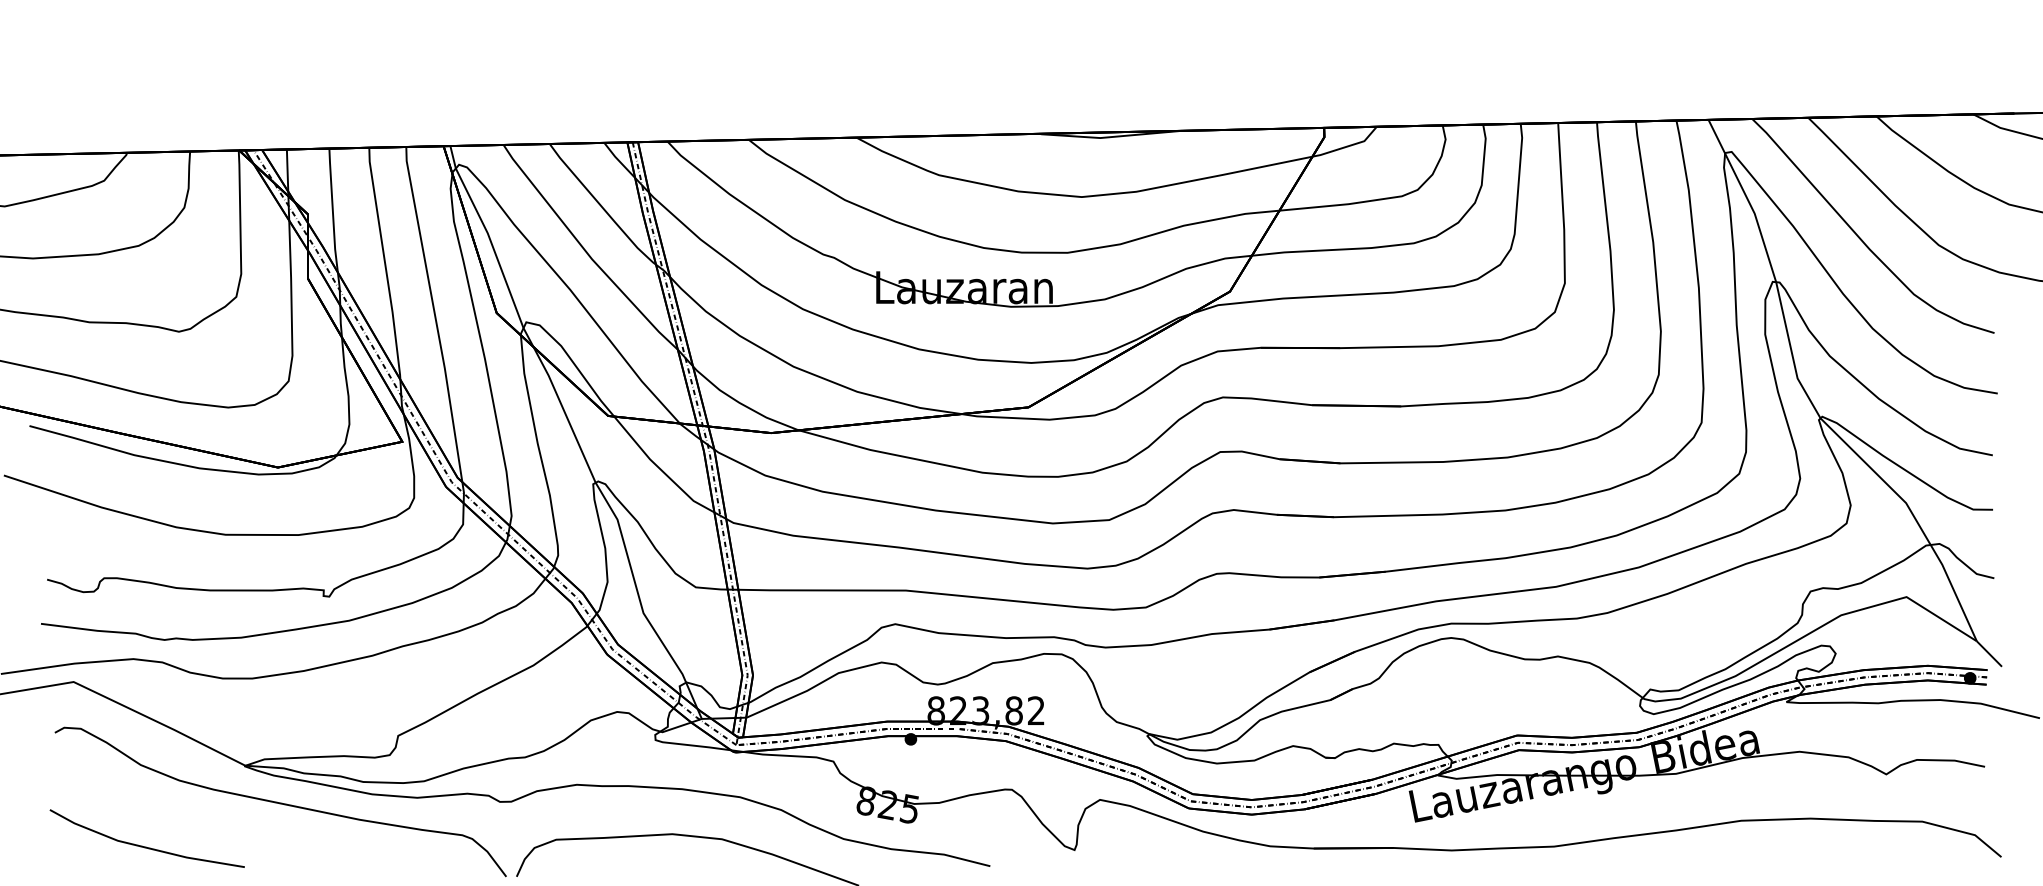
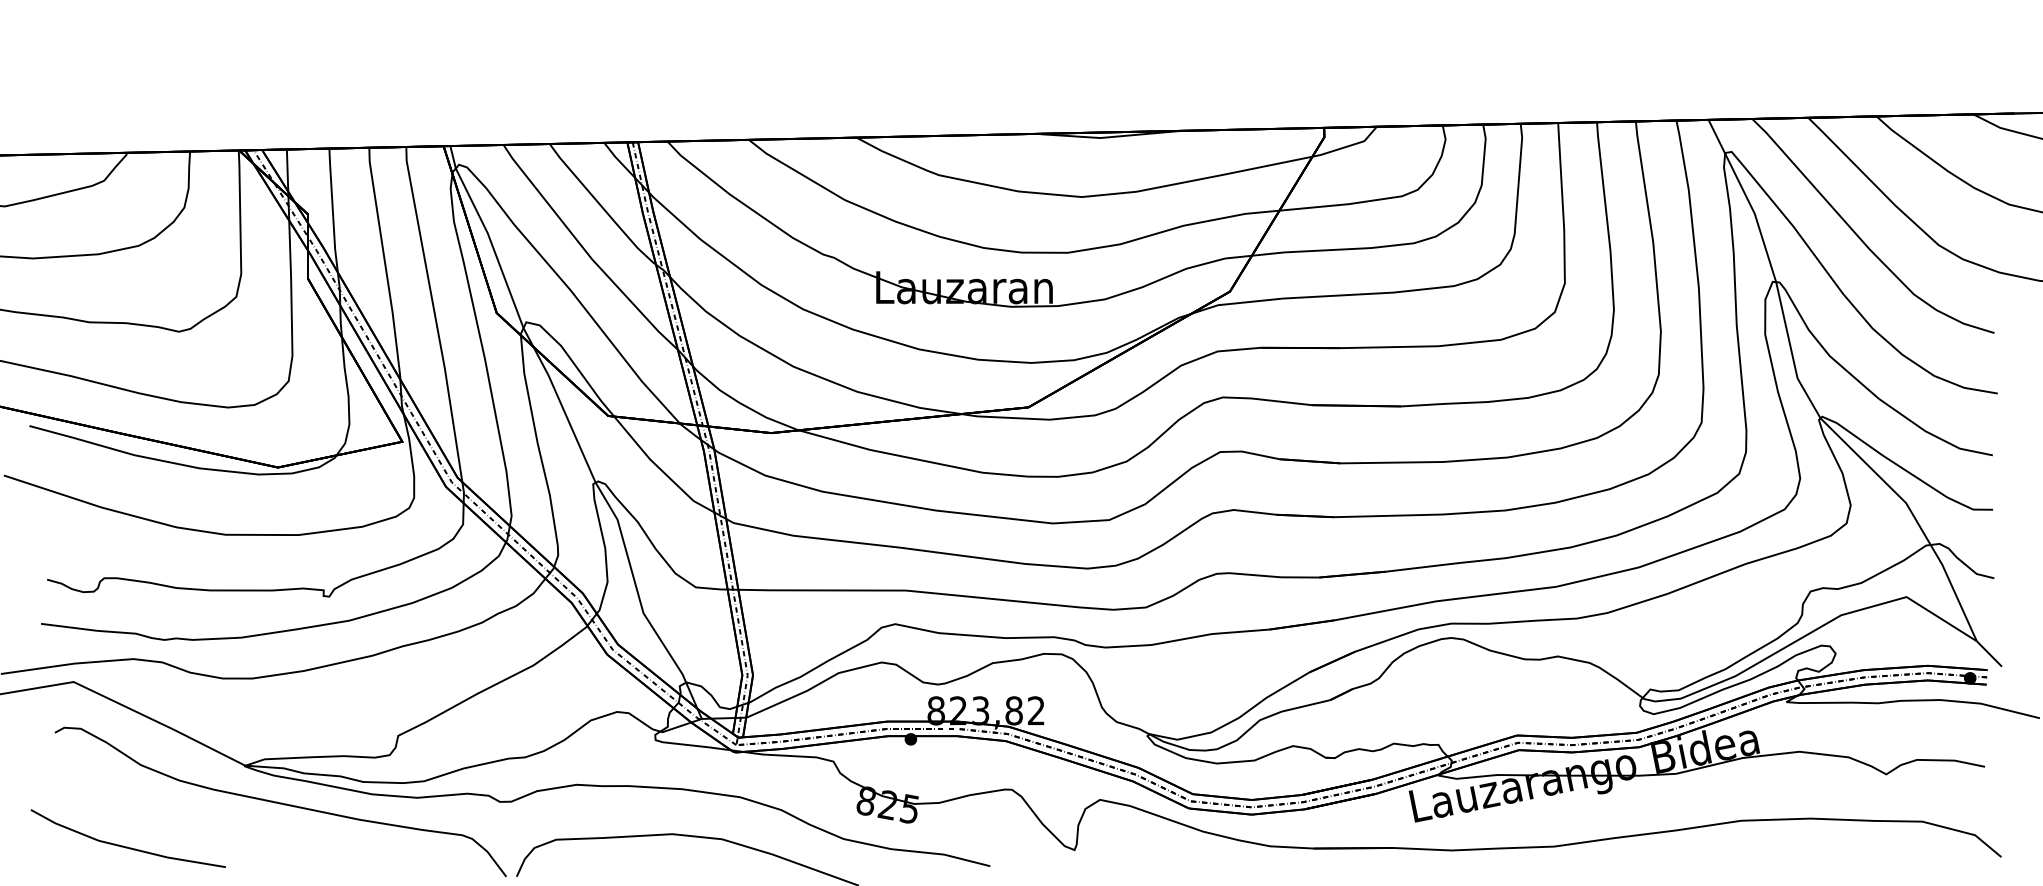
line position: (146, 846) -> (127, 846) (127, 846)
